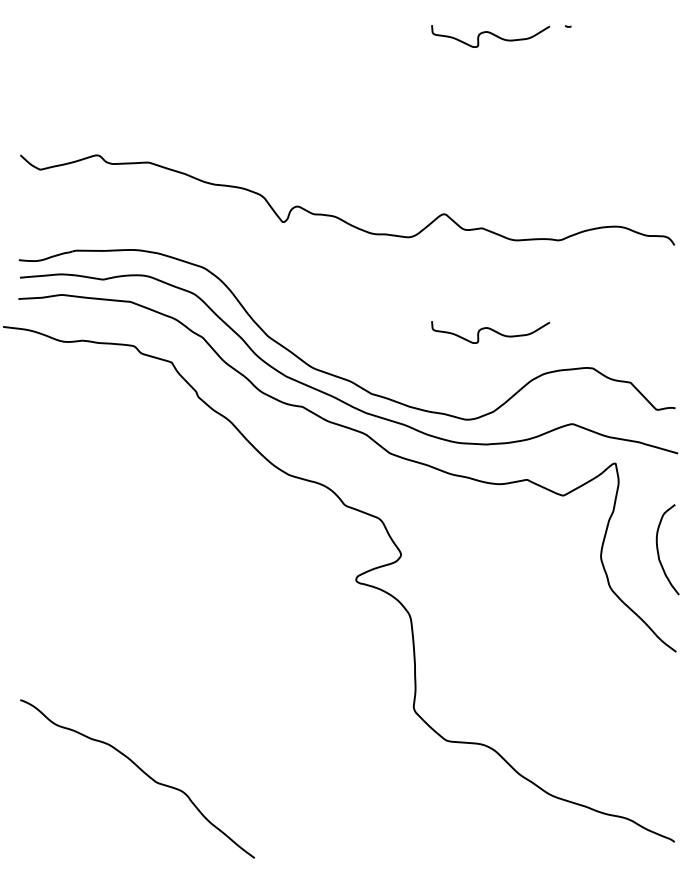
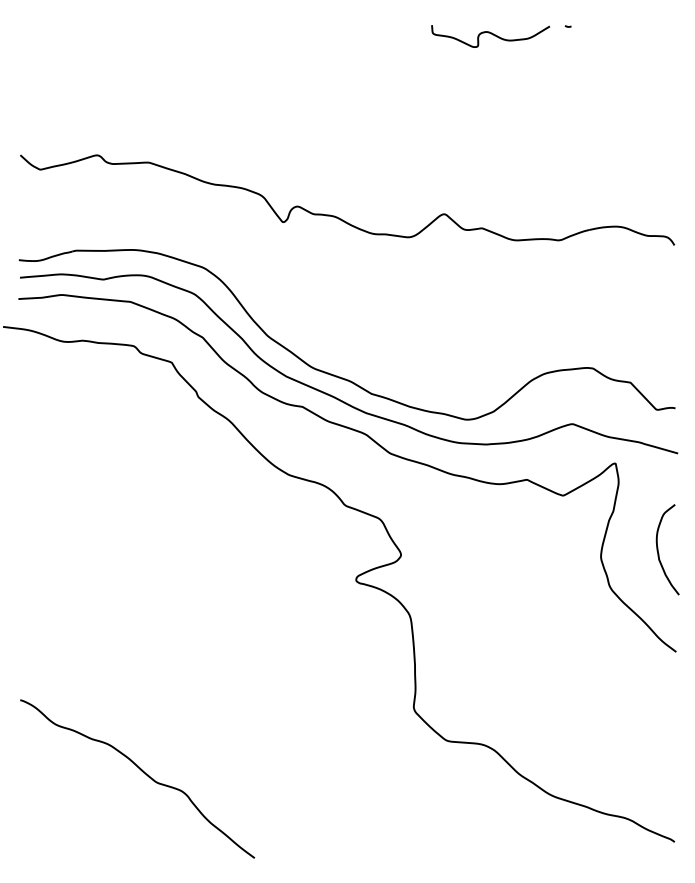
curve: present -> none (491, 330)
